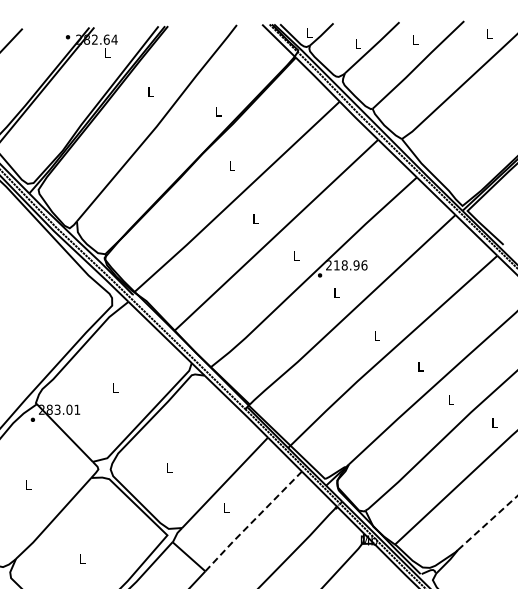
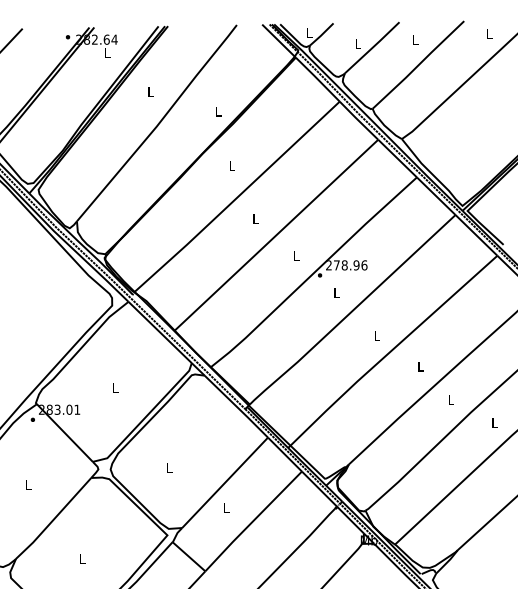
text: 218.96 -> 278.96 (336, 265)
line: dashed -> solid (252, 521)
line: dashed -> solid (488, 522)
